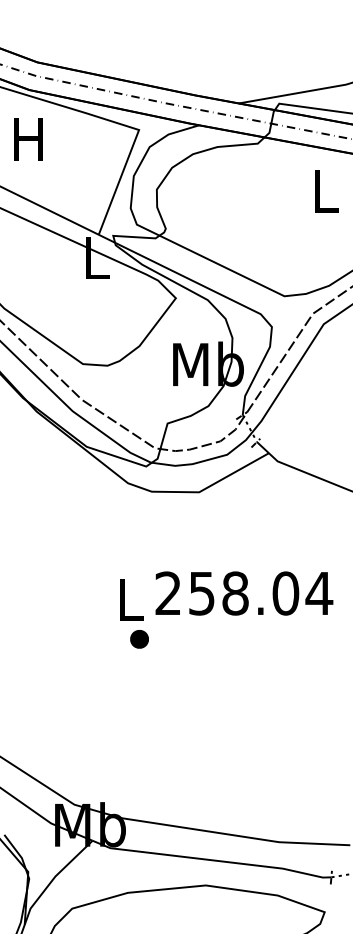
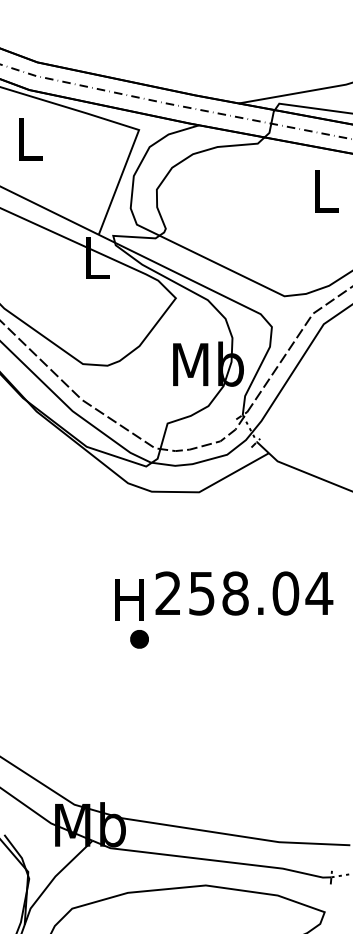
text: H -> L (28, 139)
text: L -> H (129, 599)
